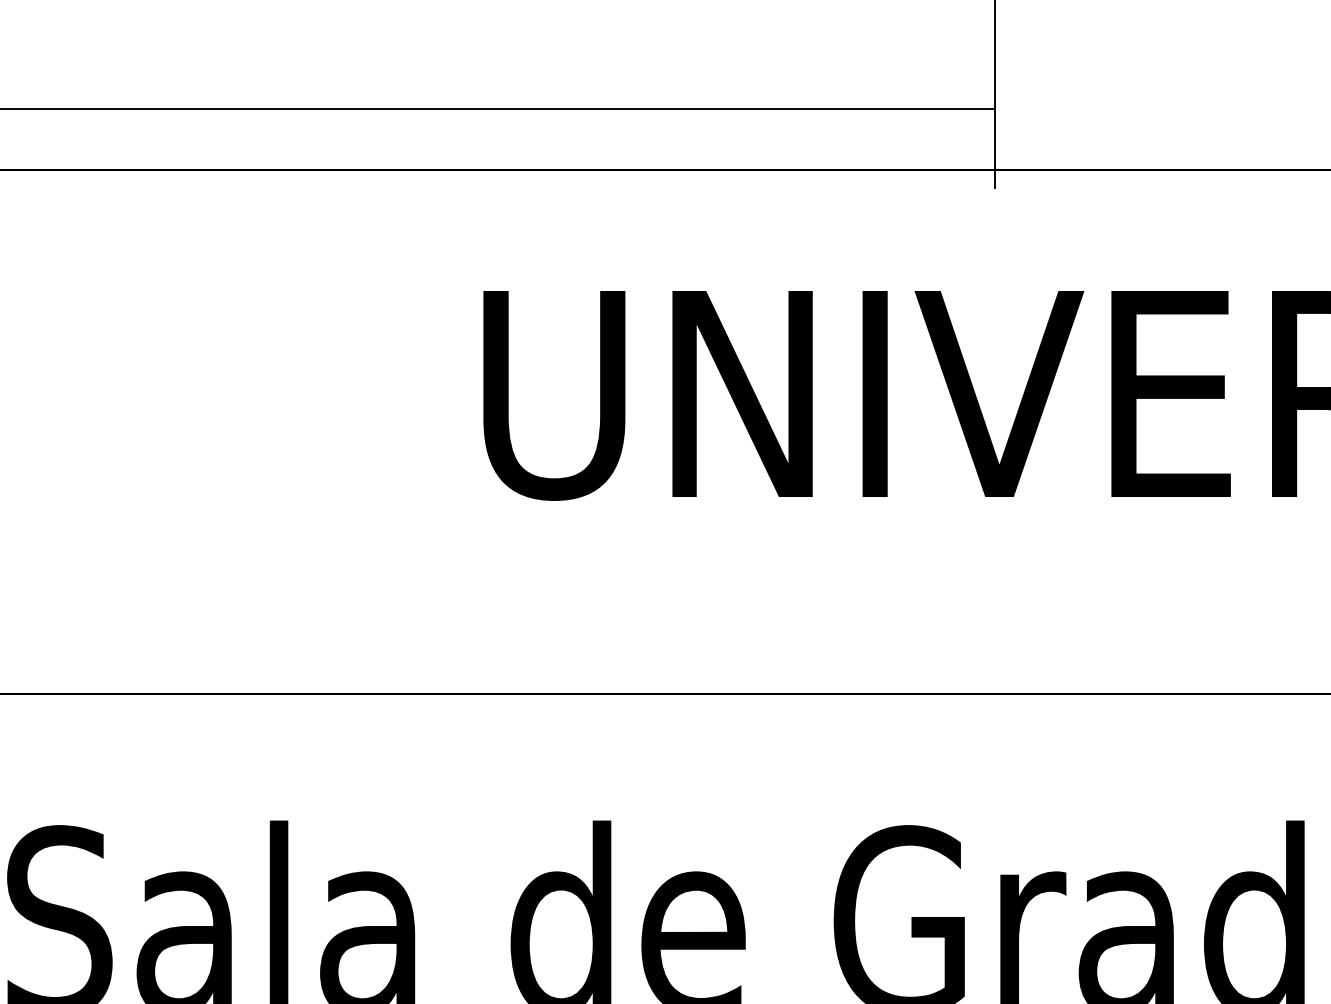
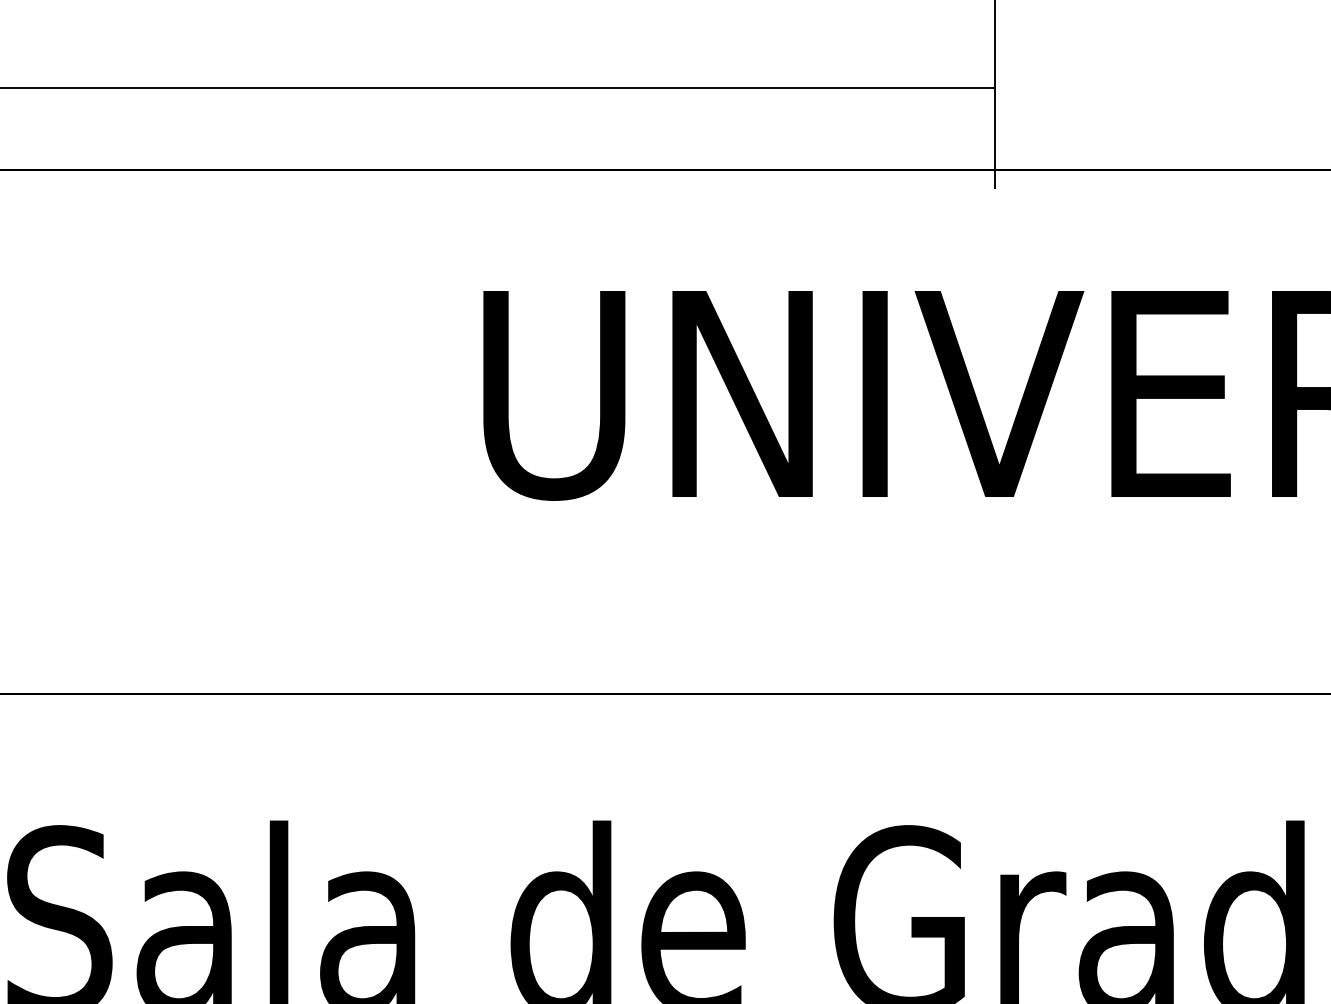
line position: (498, 109) -> (498, 88) (498, 88)
